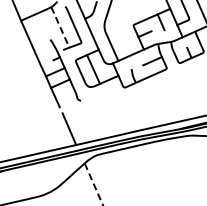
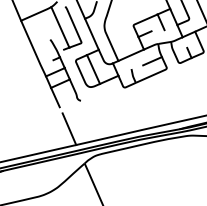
line: dashed -> solid (60, 27)
line: dashed -> solid (93, 183)
